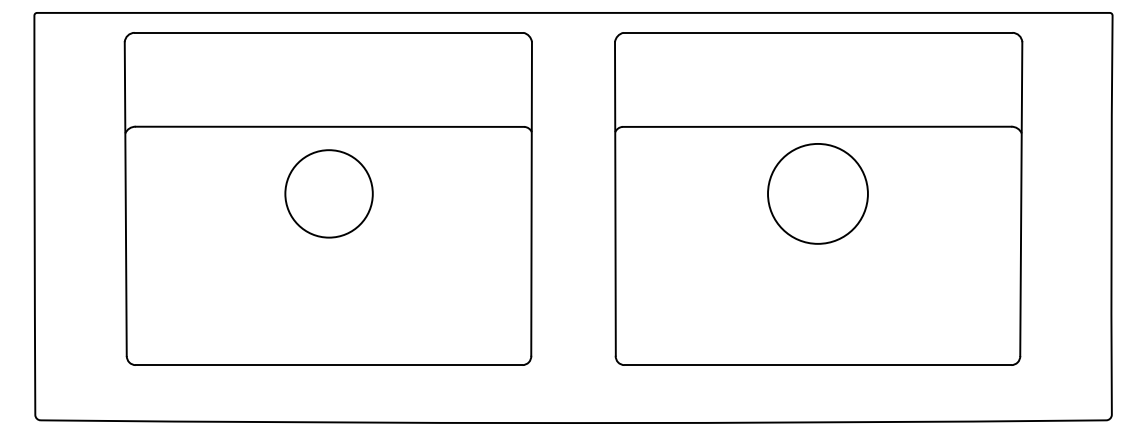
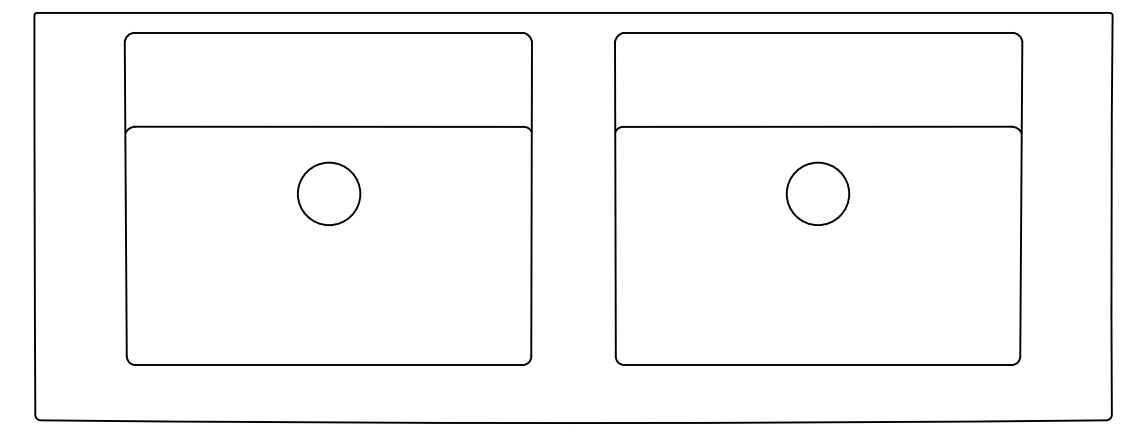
circle diameter: 87 px -> 62 px (328, 193)
circle diameter: 100 px -> 62 px (817, 193)
